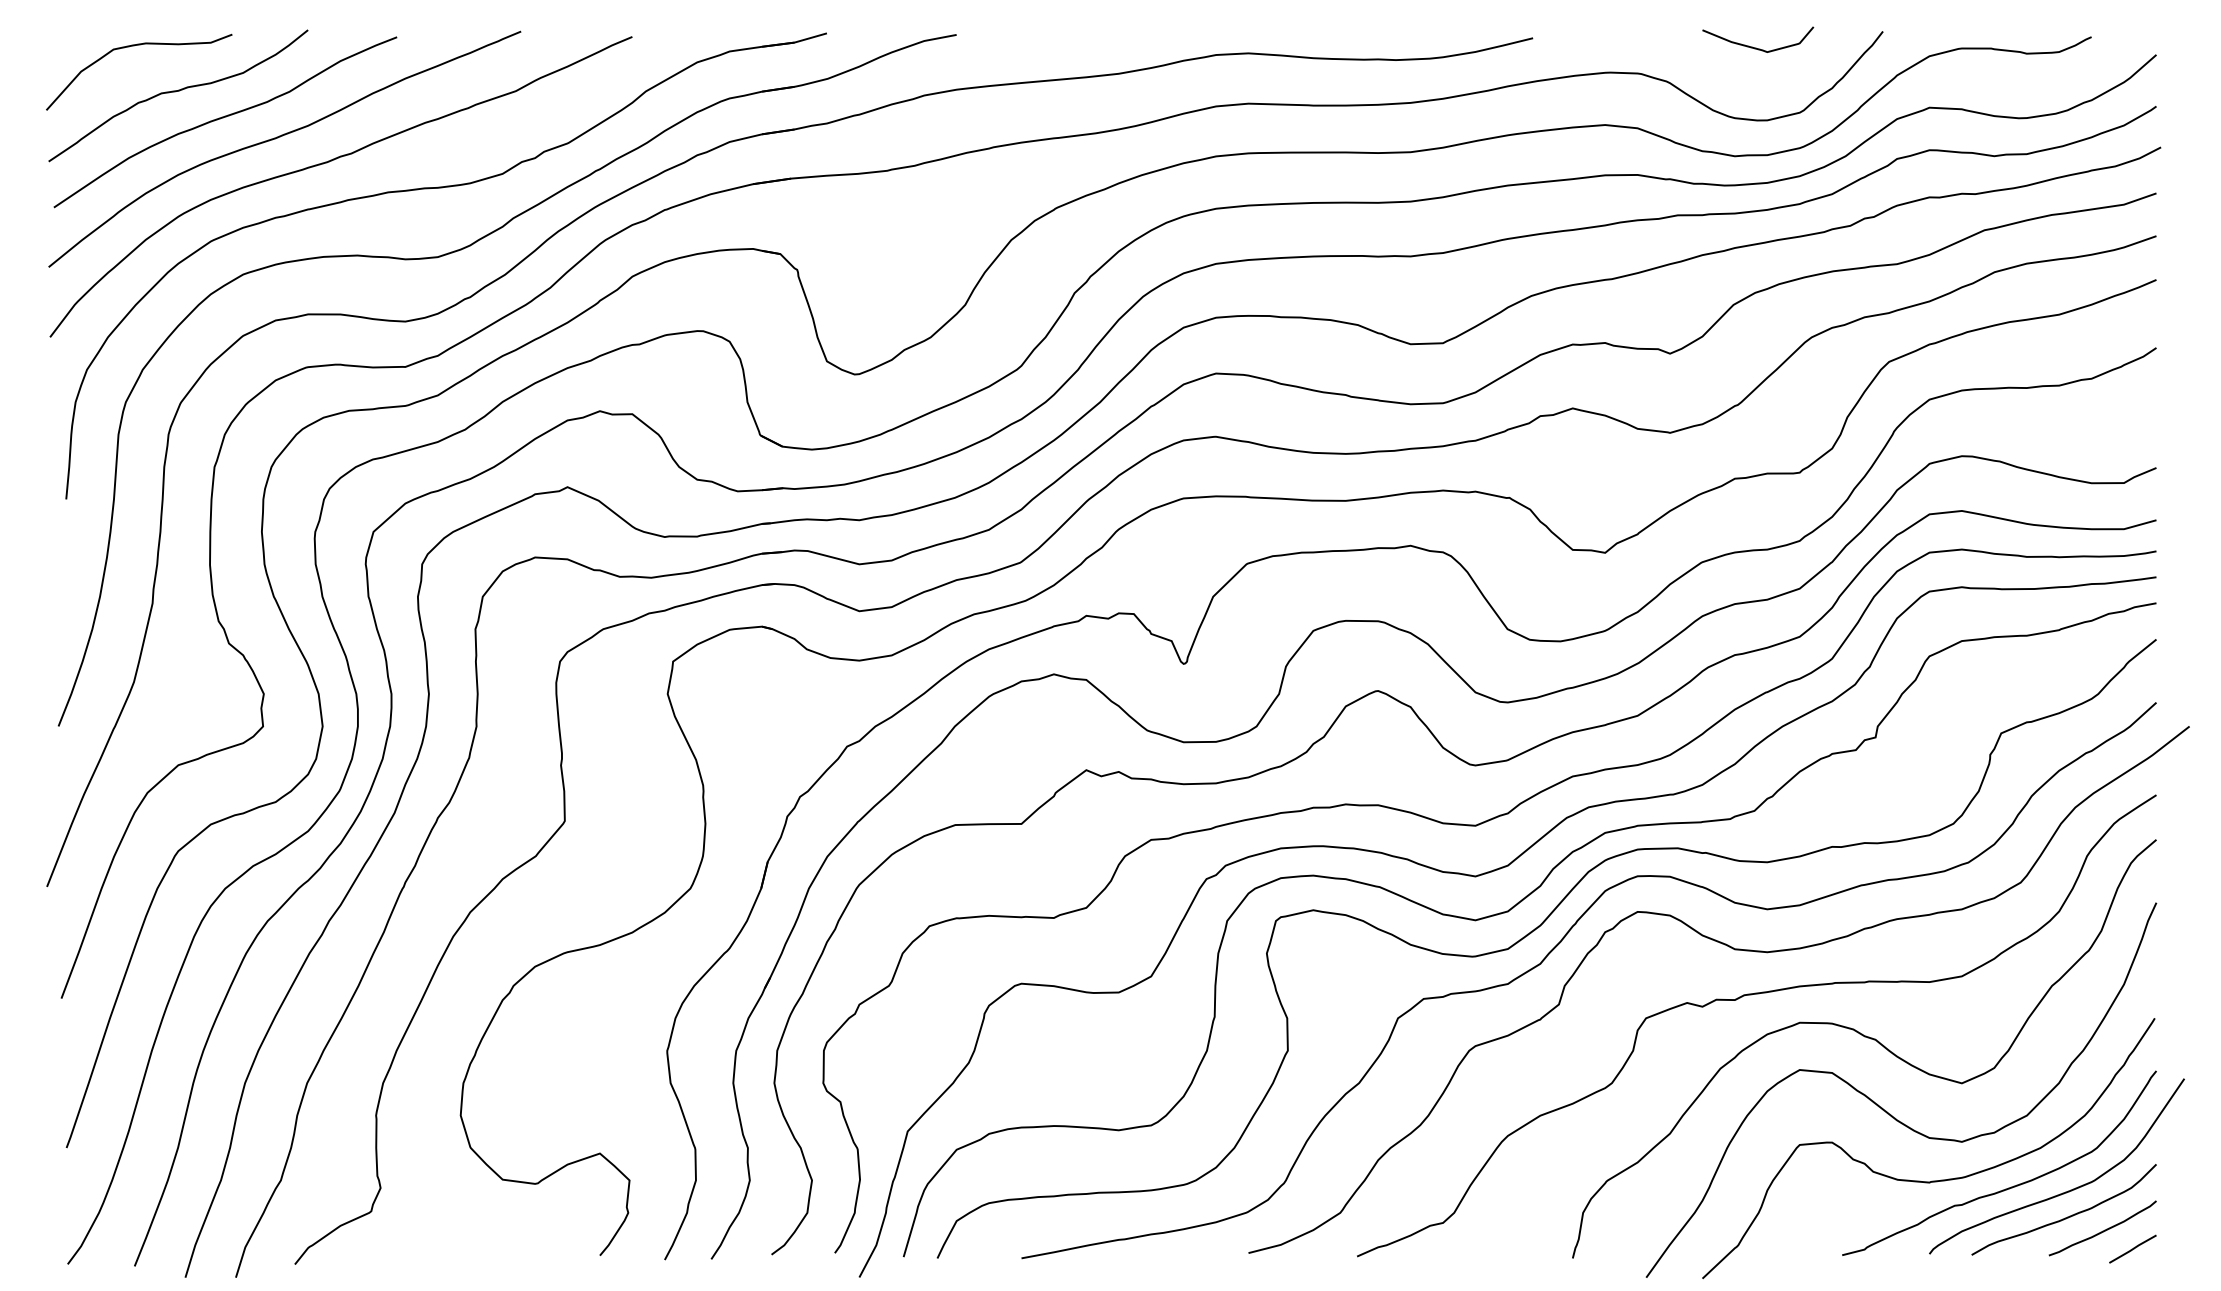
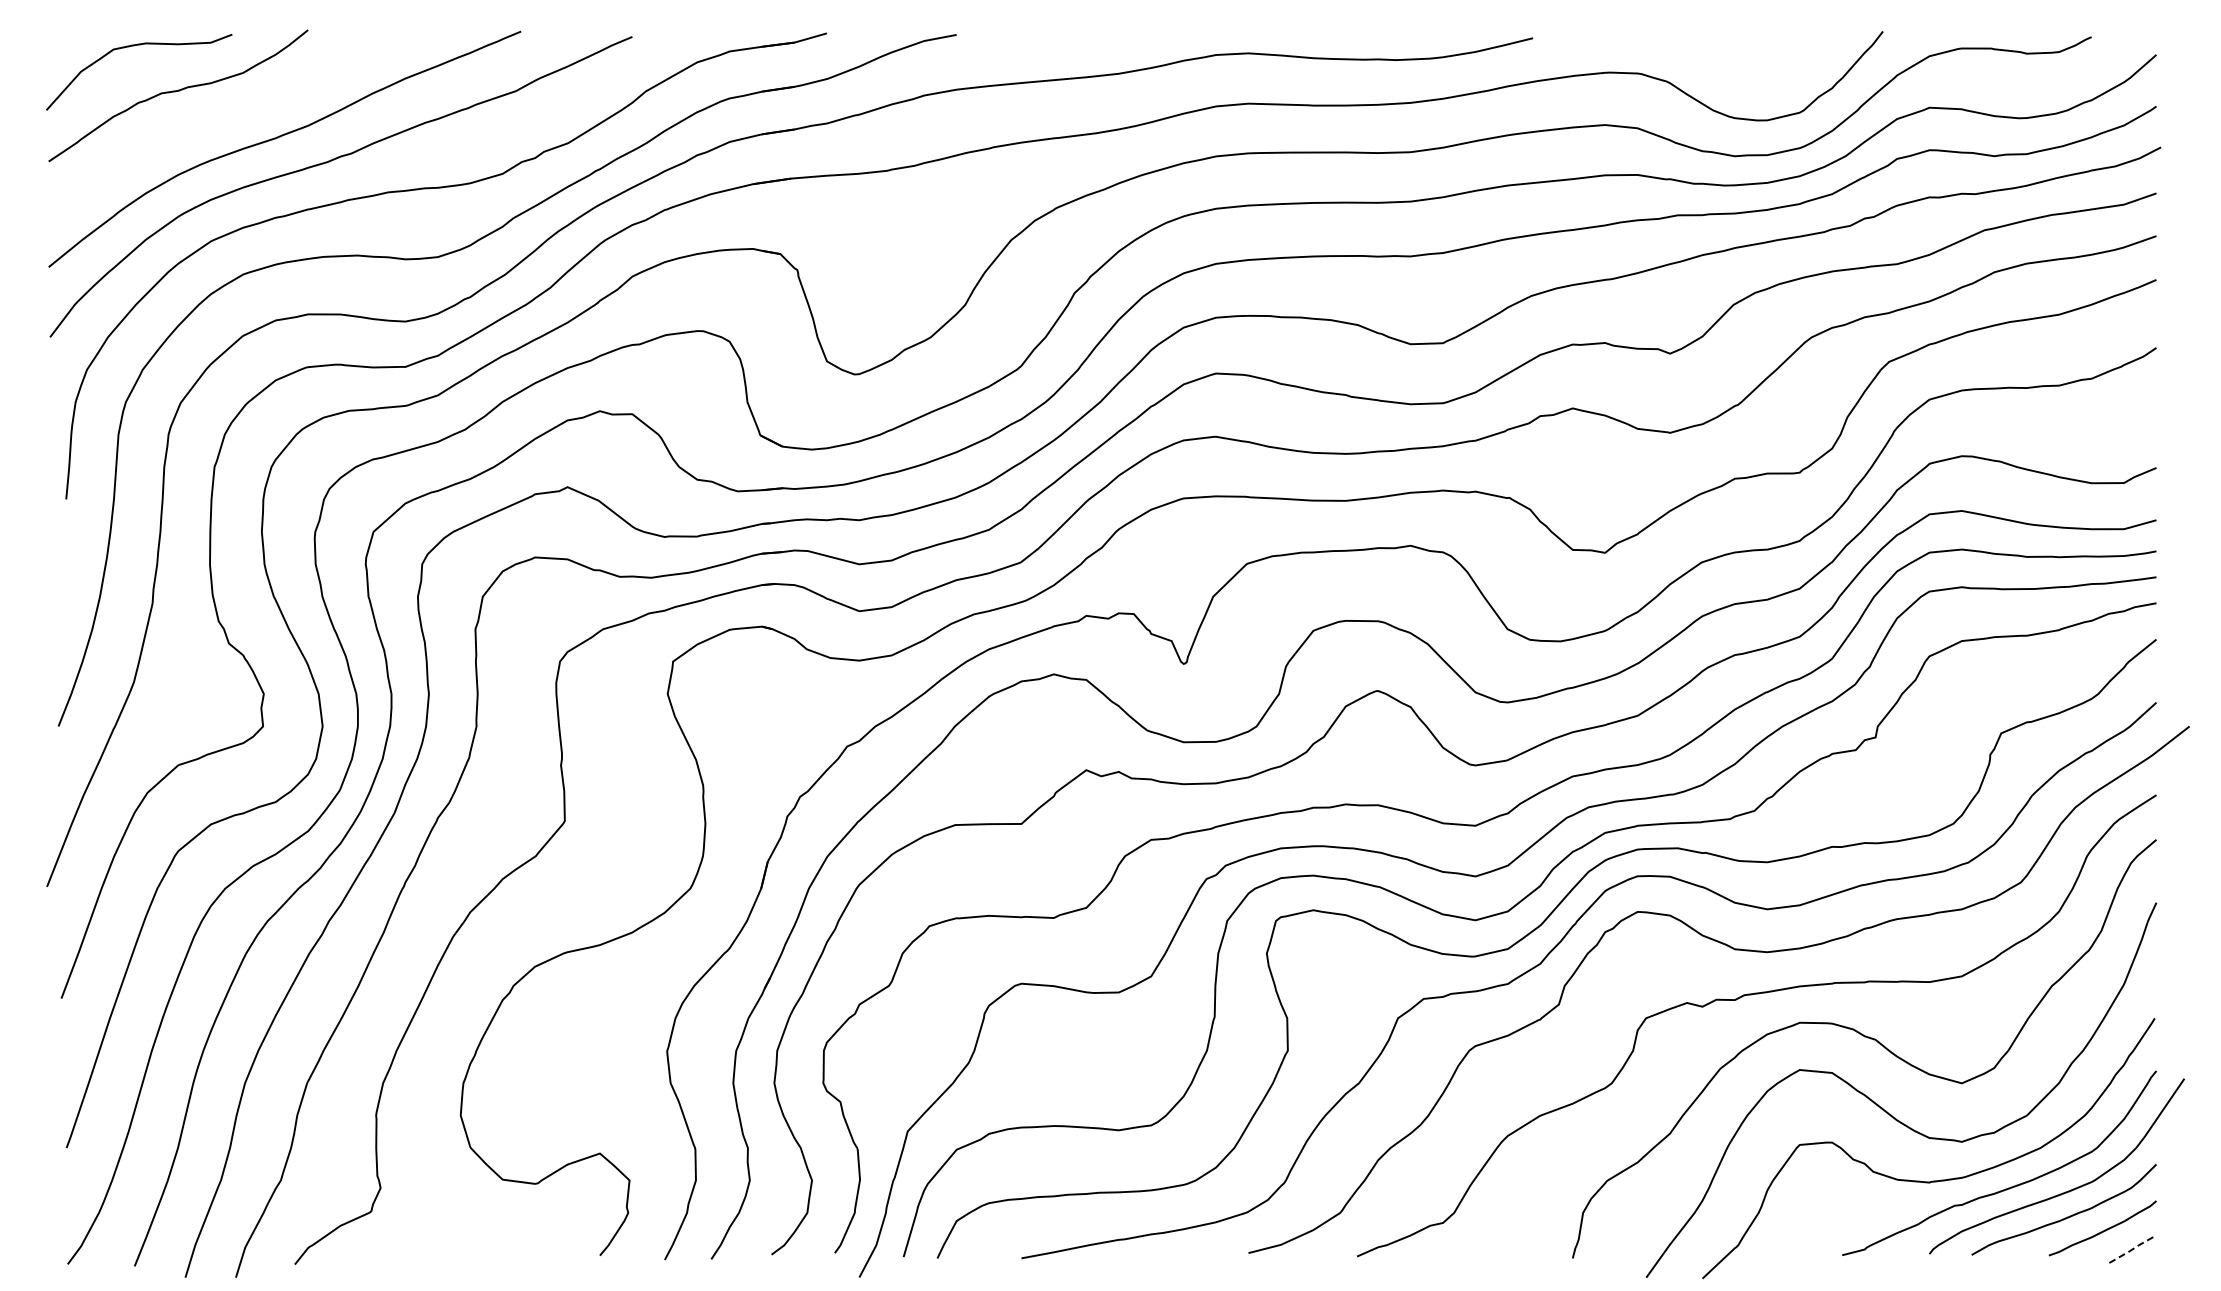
curve: present -> none (1756, 47)
curve: present -> none (223, 118)
line: solid -> dashed (2133, 1249)
